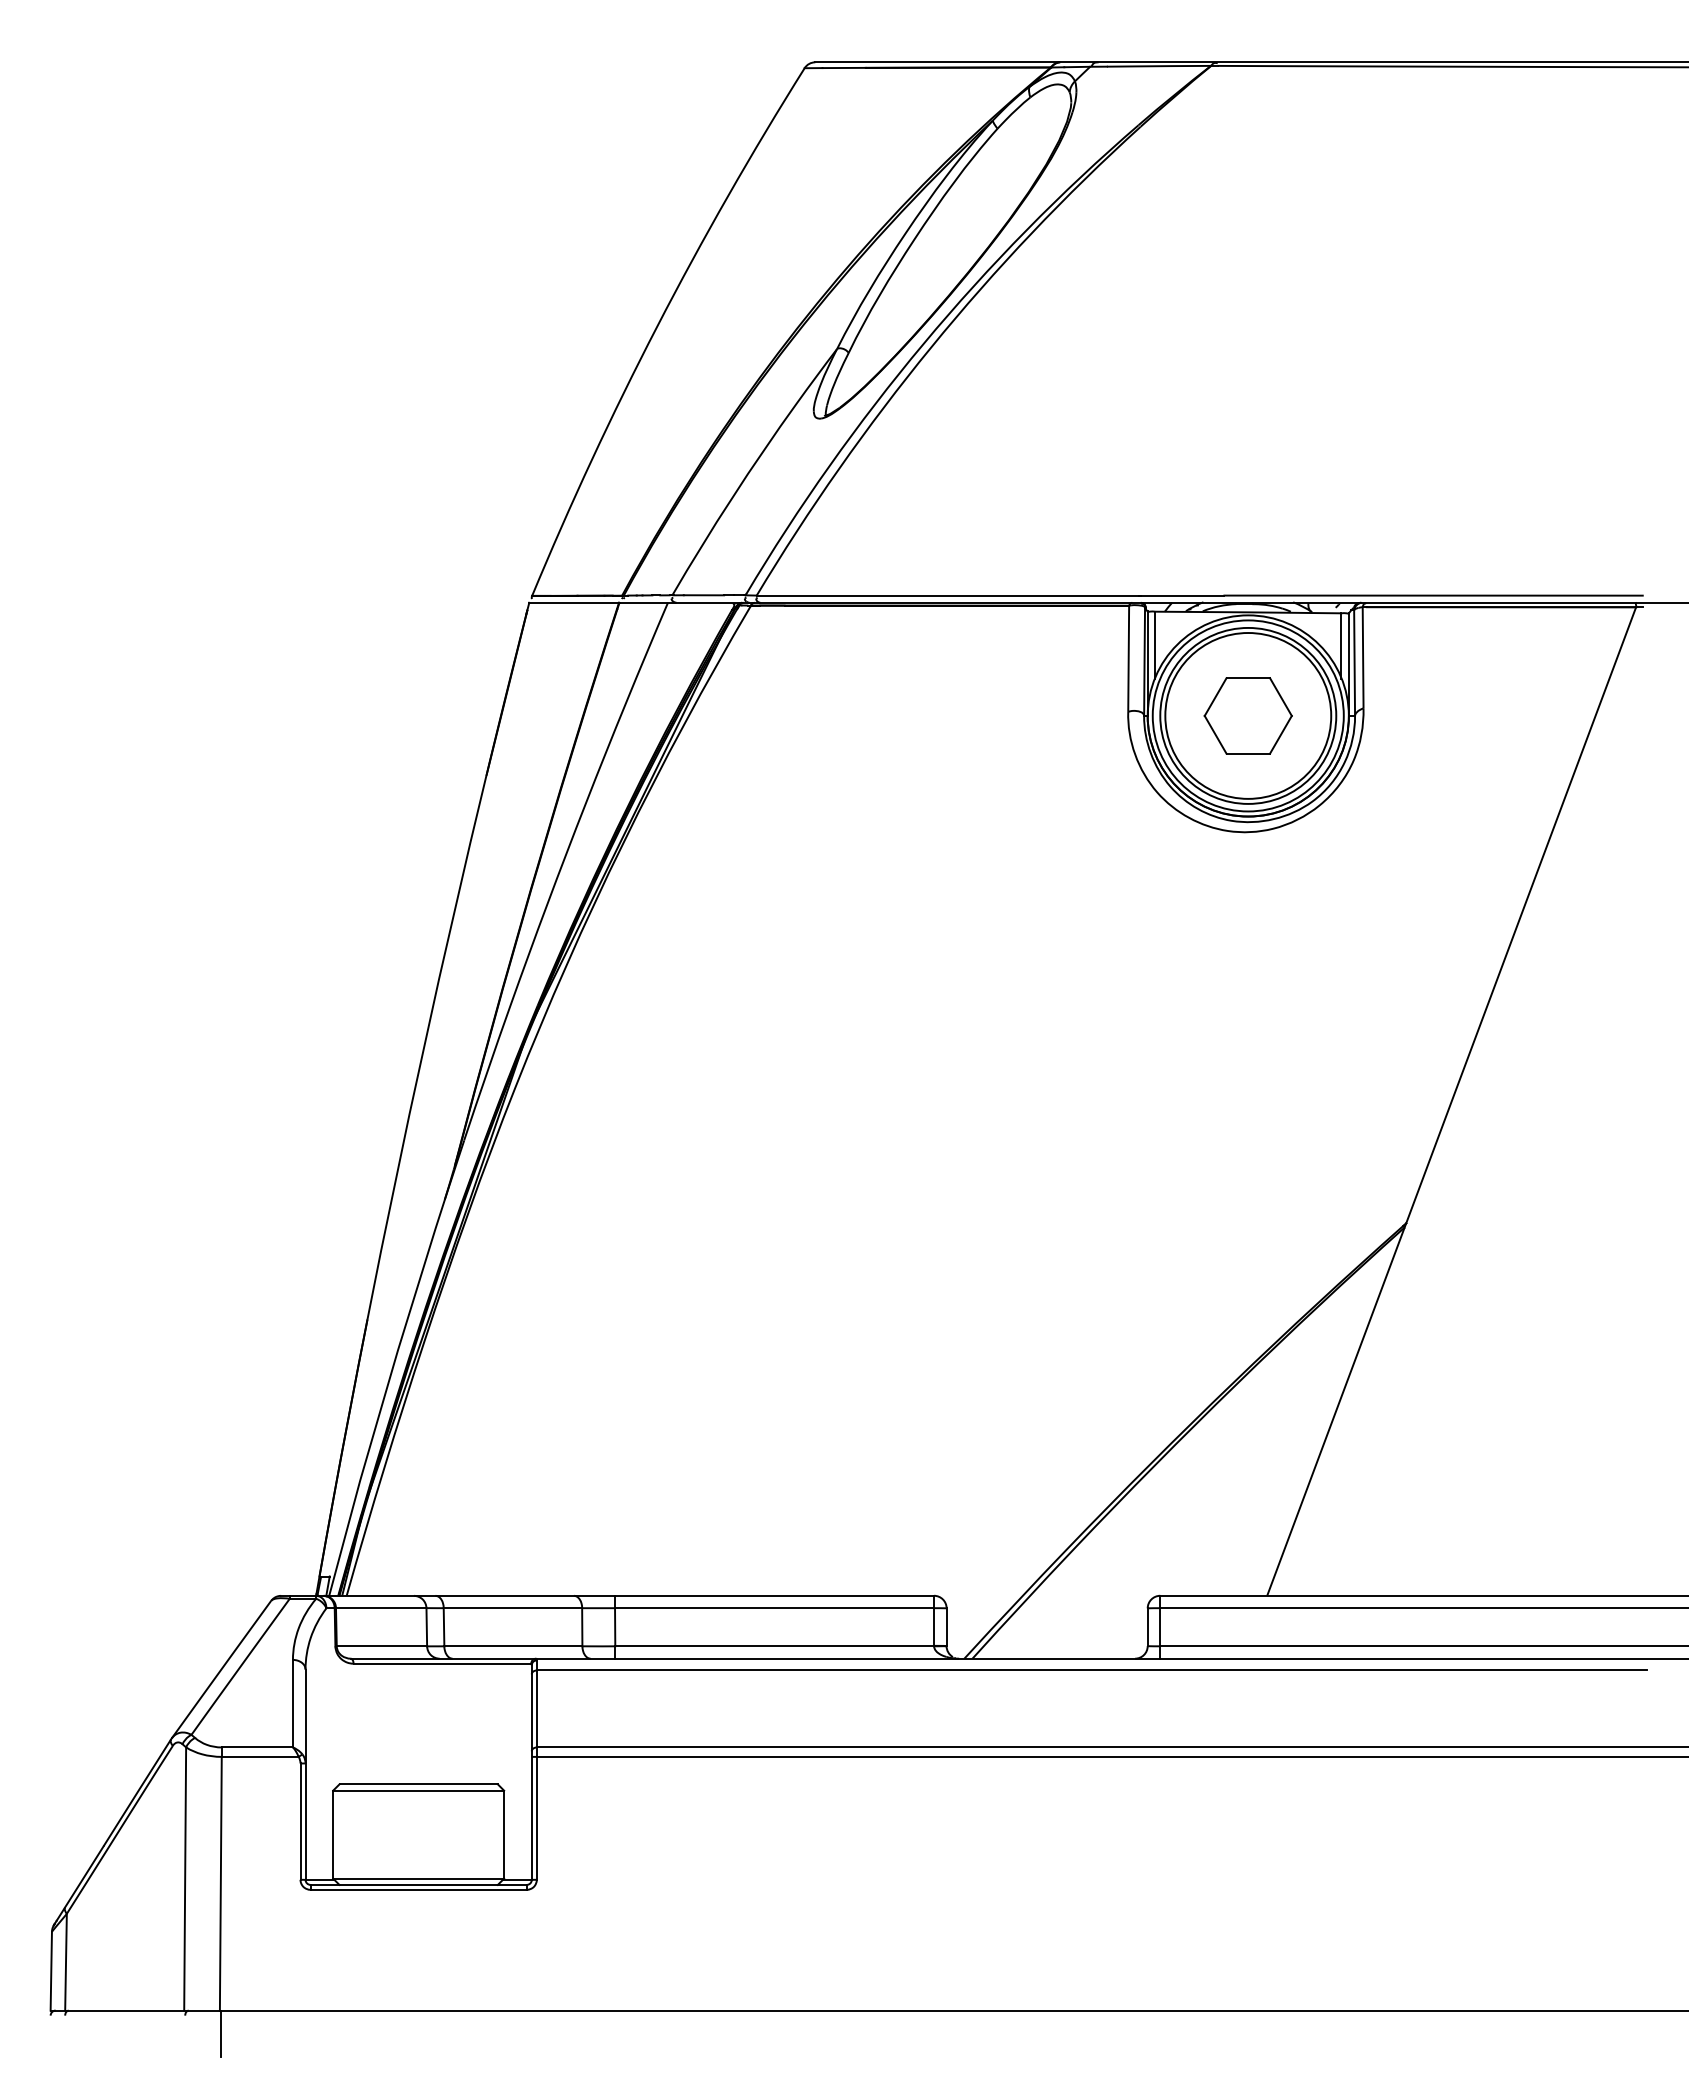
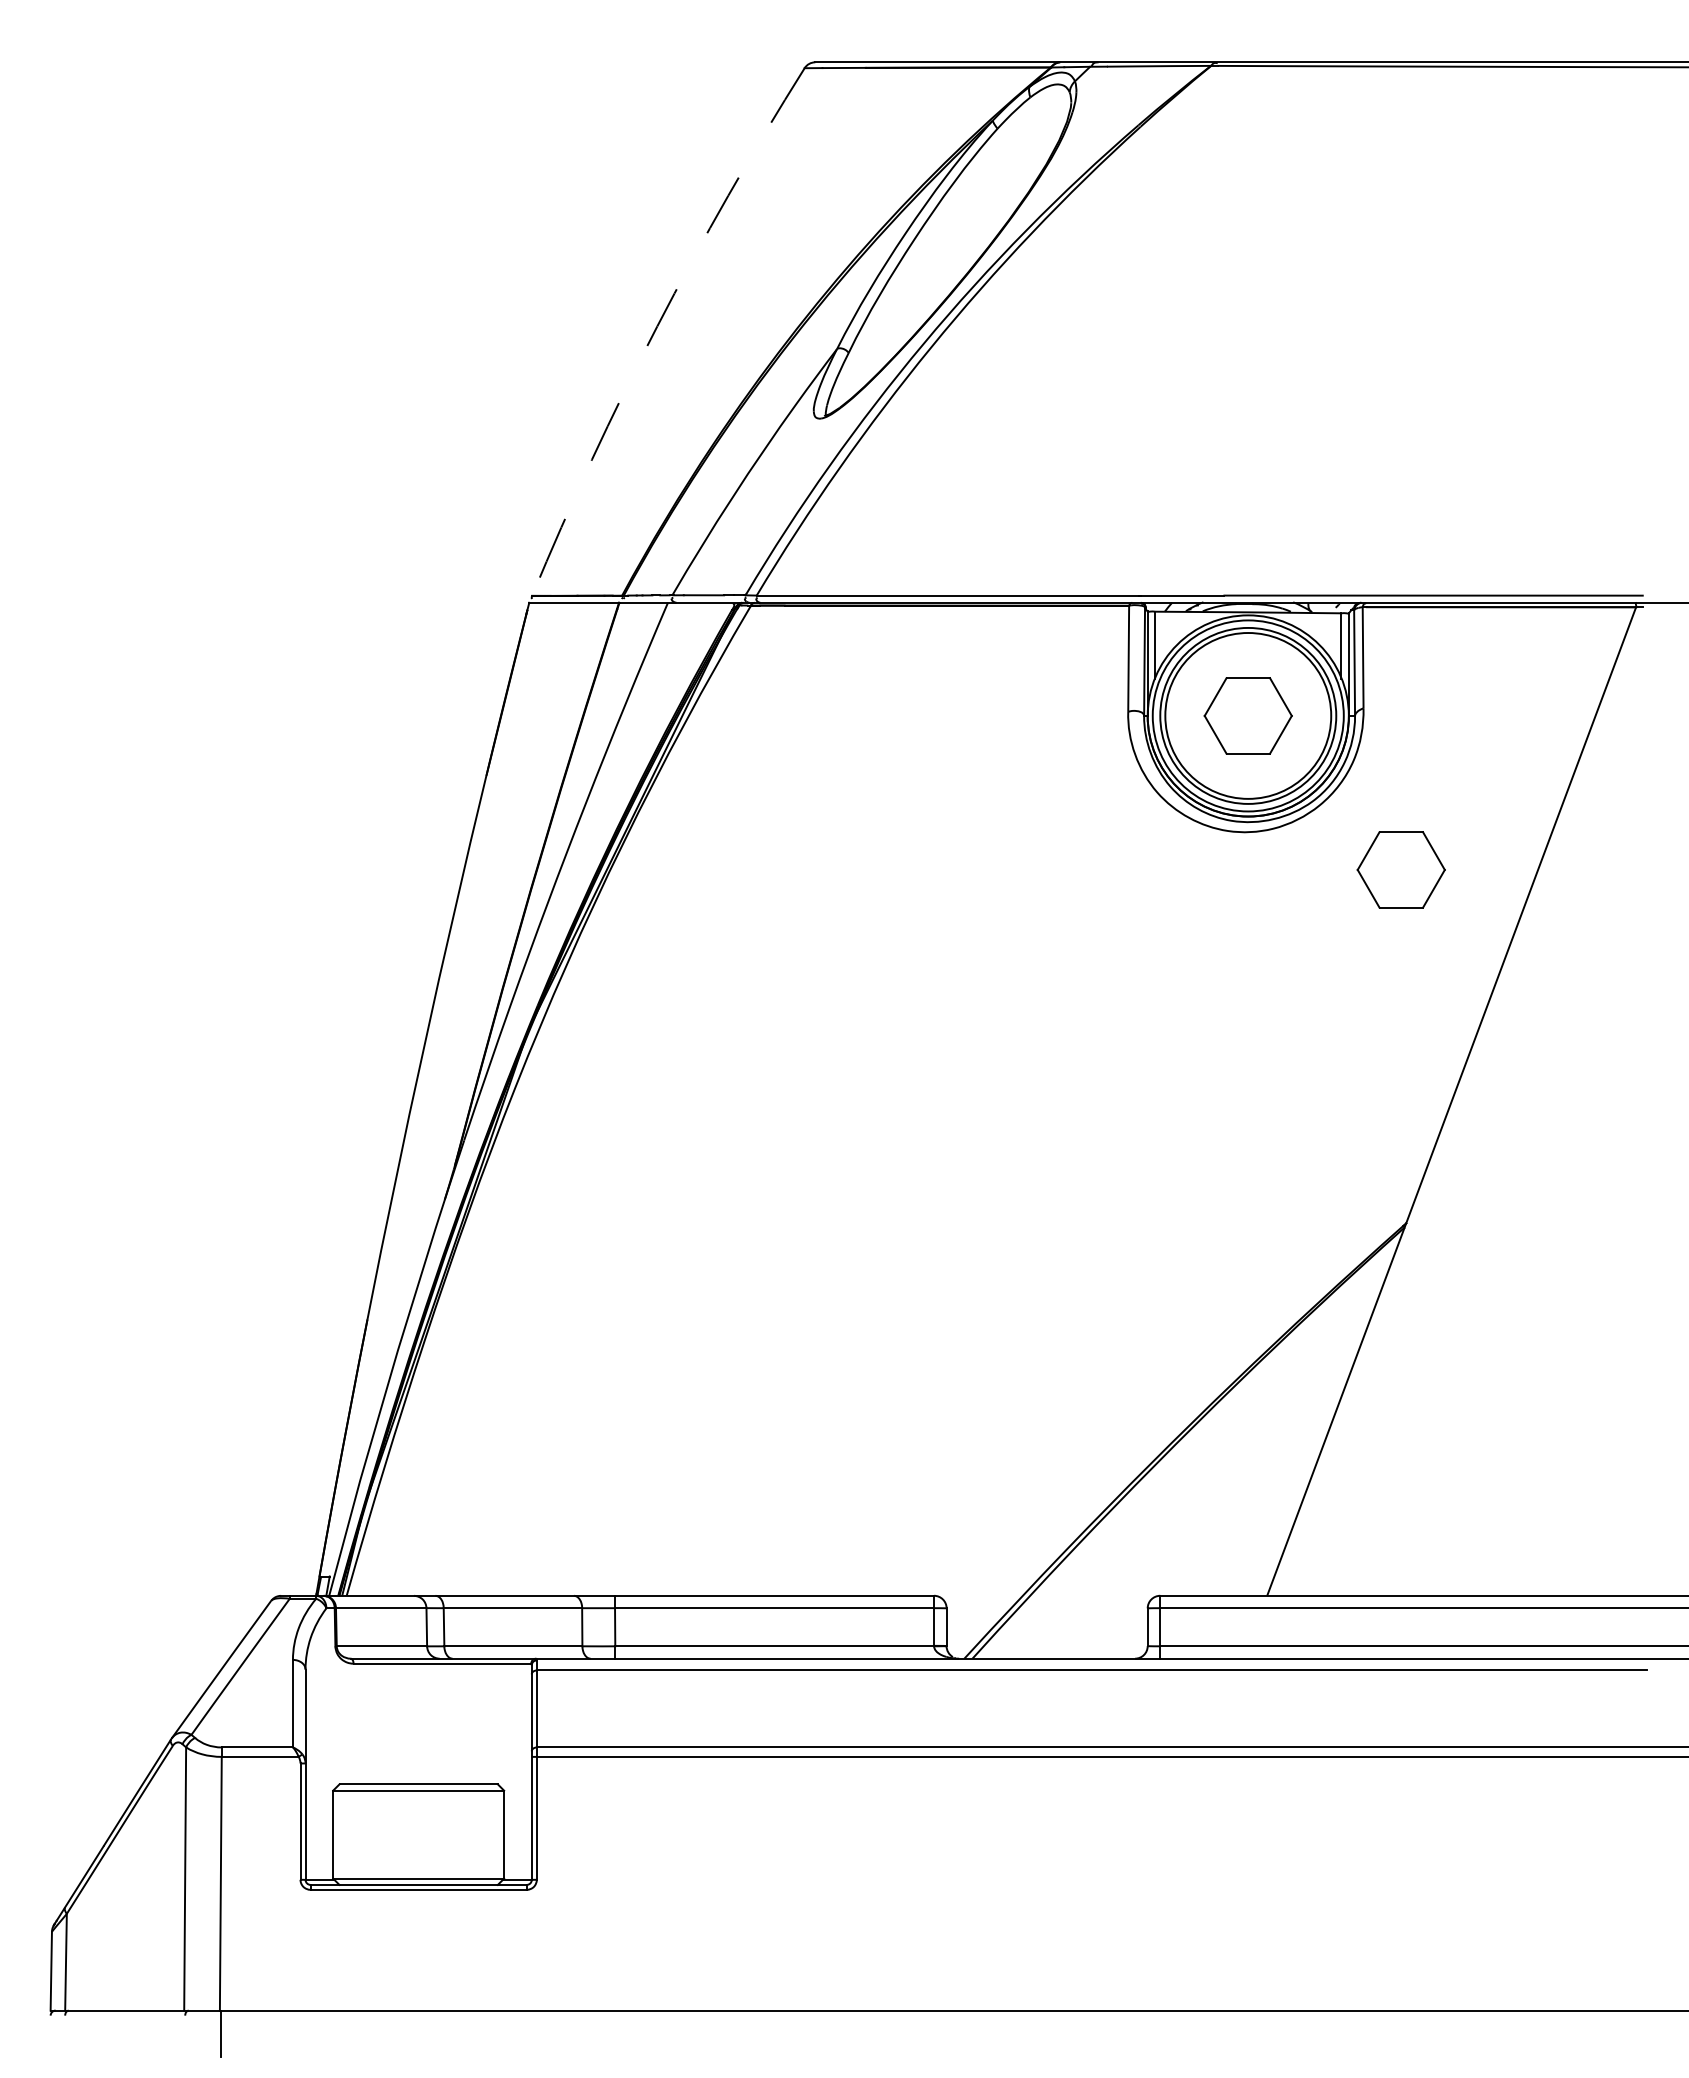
arc: solid -> dashed (657, 326)
part: none -> present (1400, 869)
